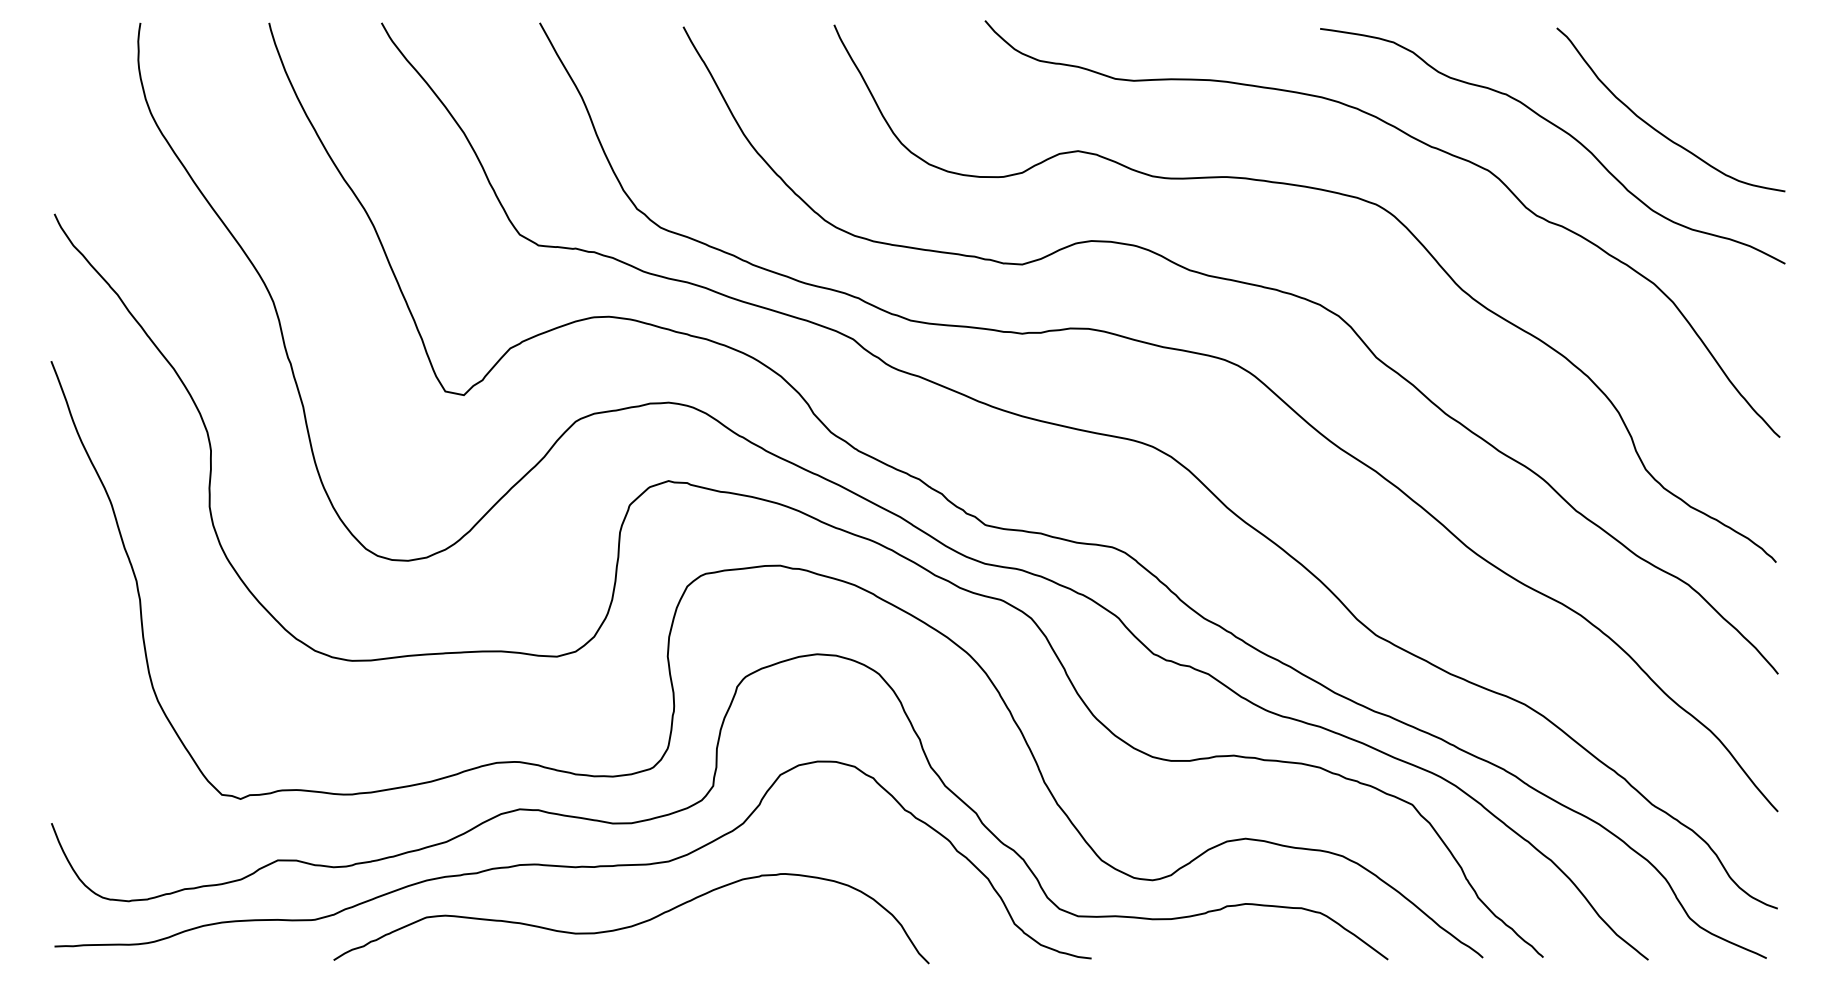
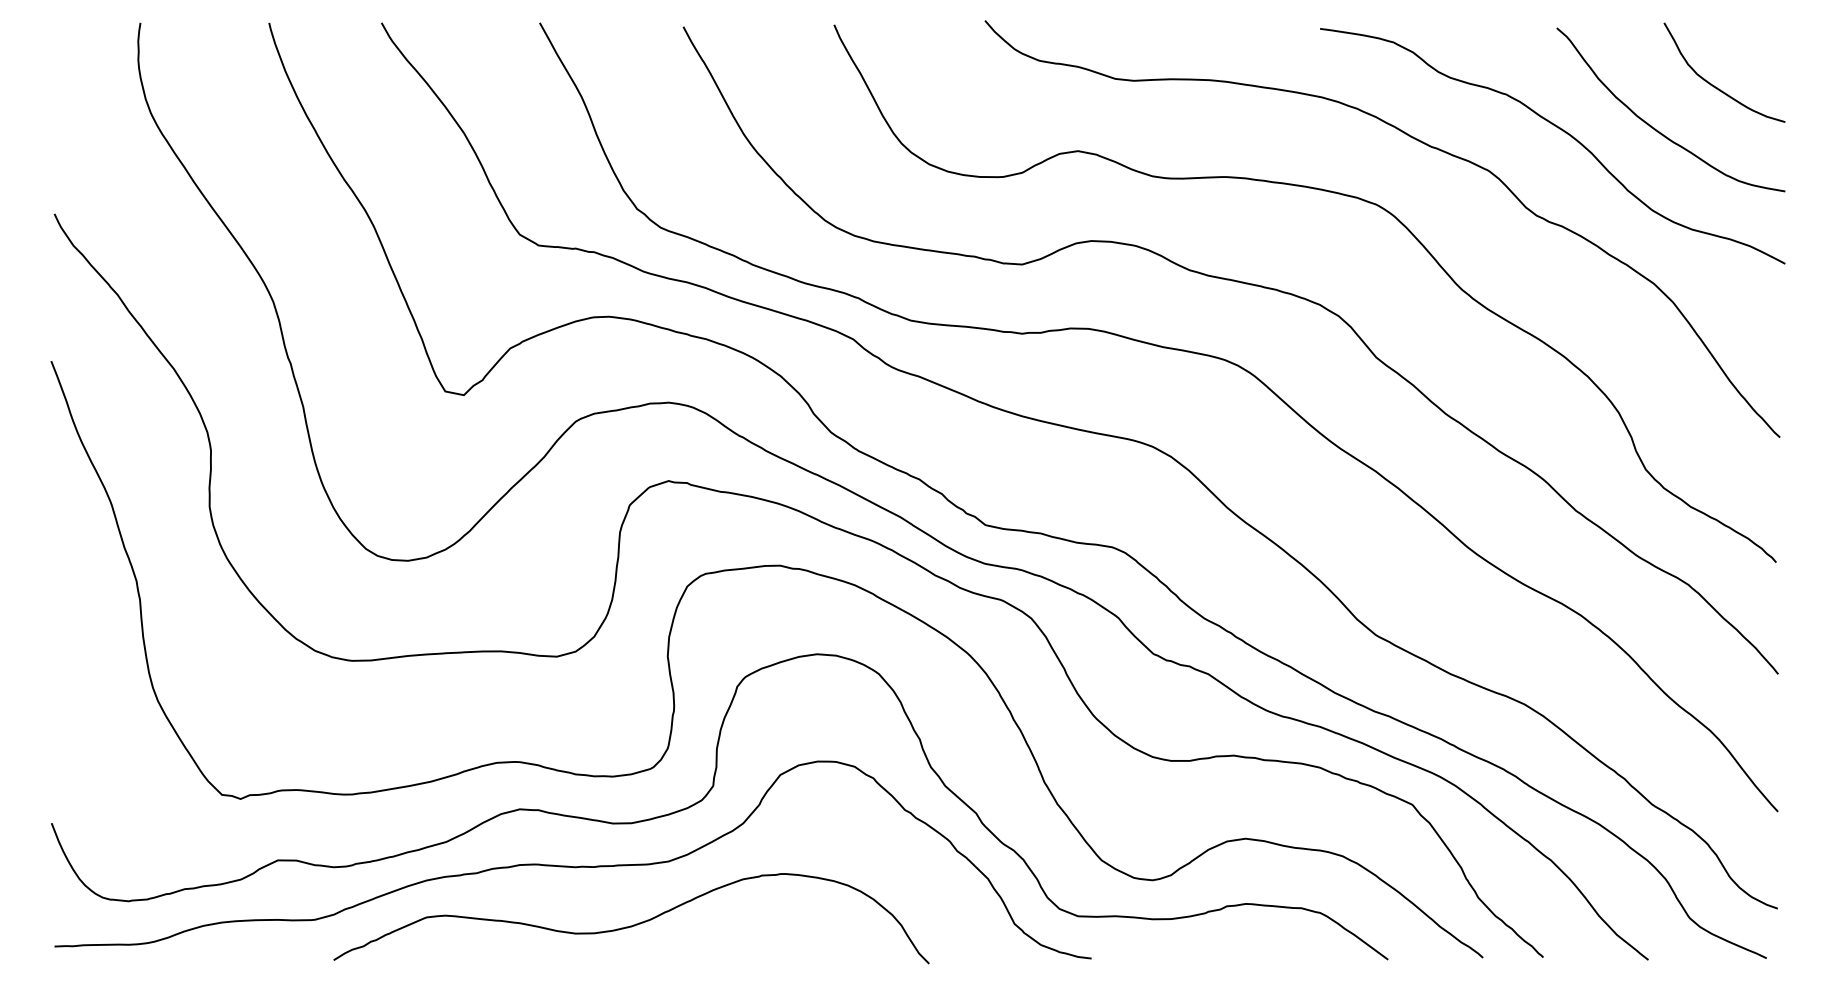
curve: none -> present (1716, 86)
